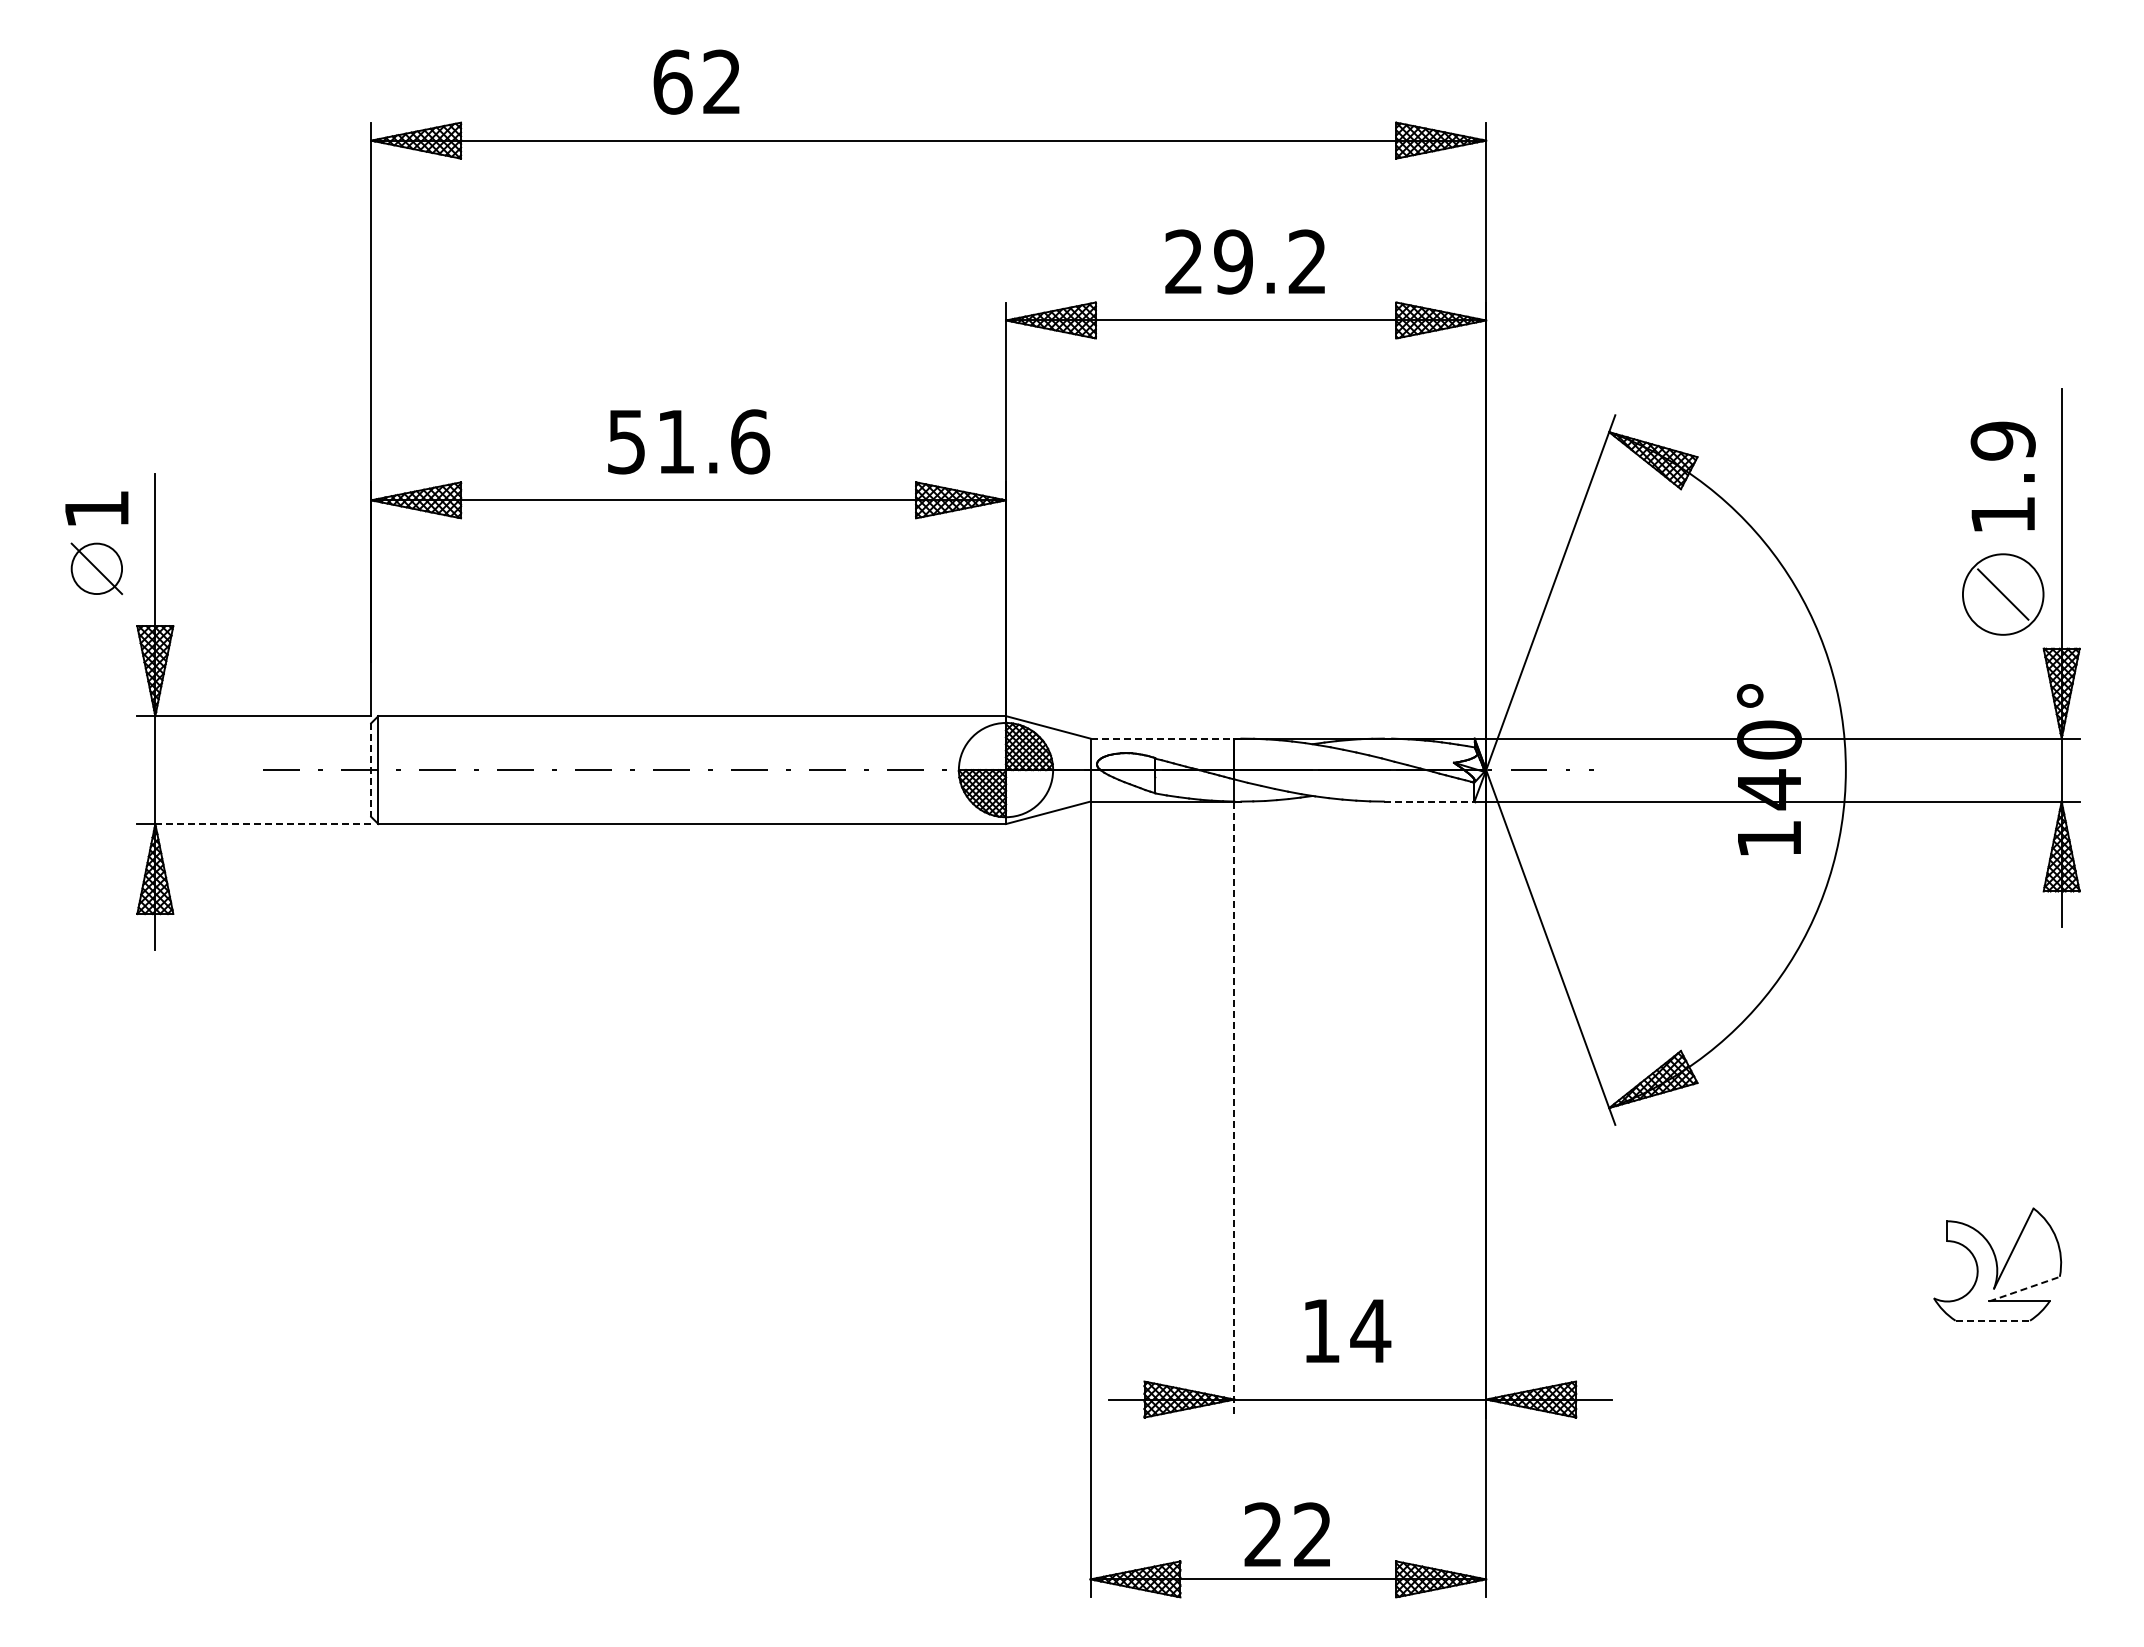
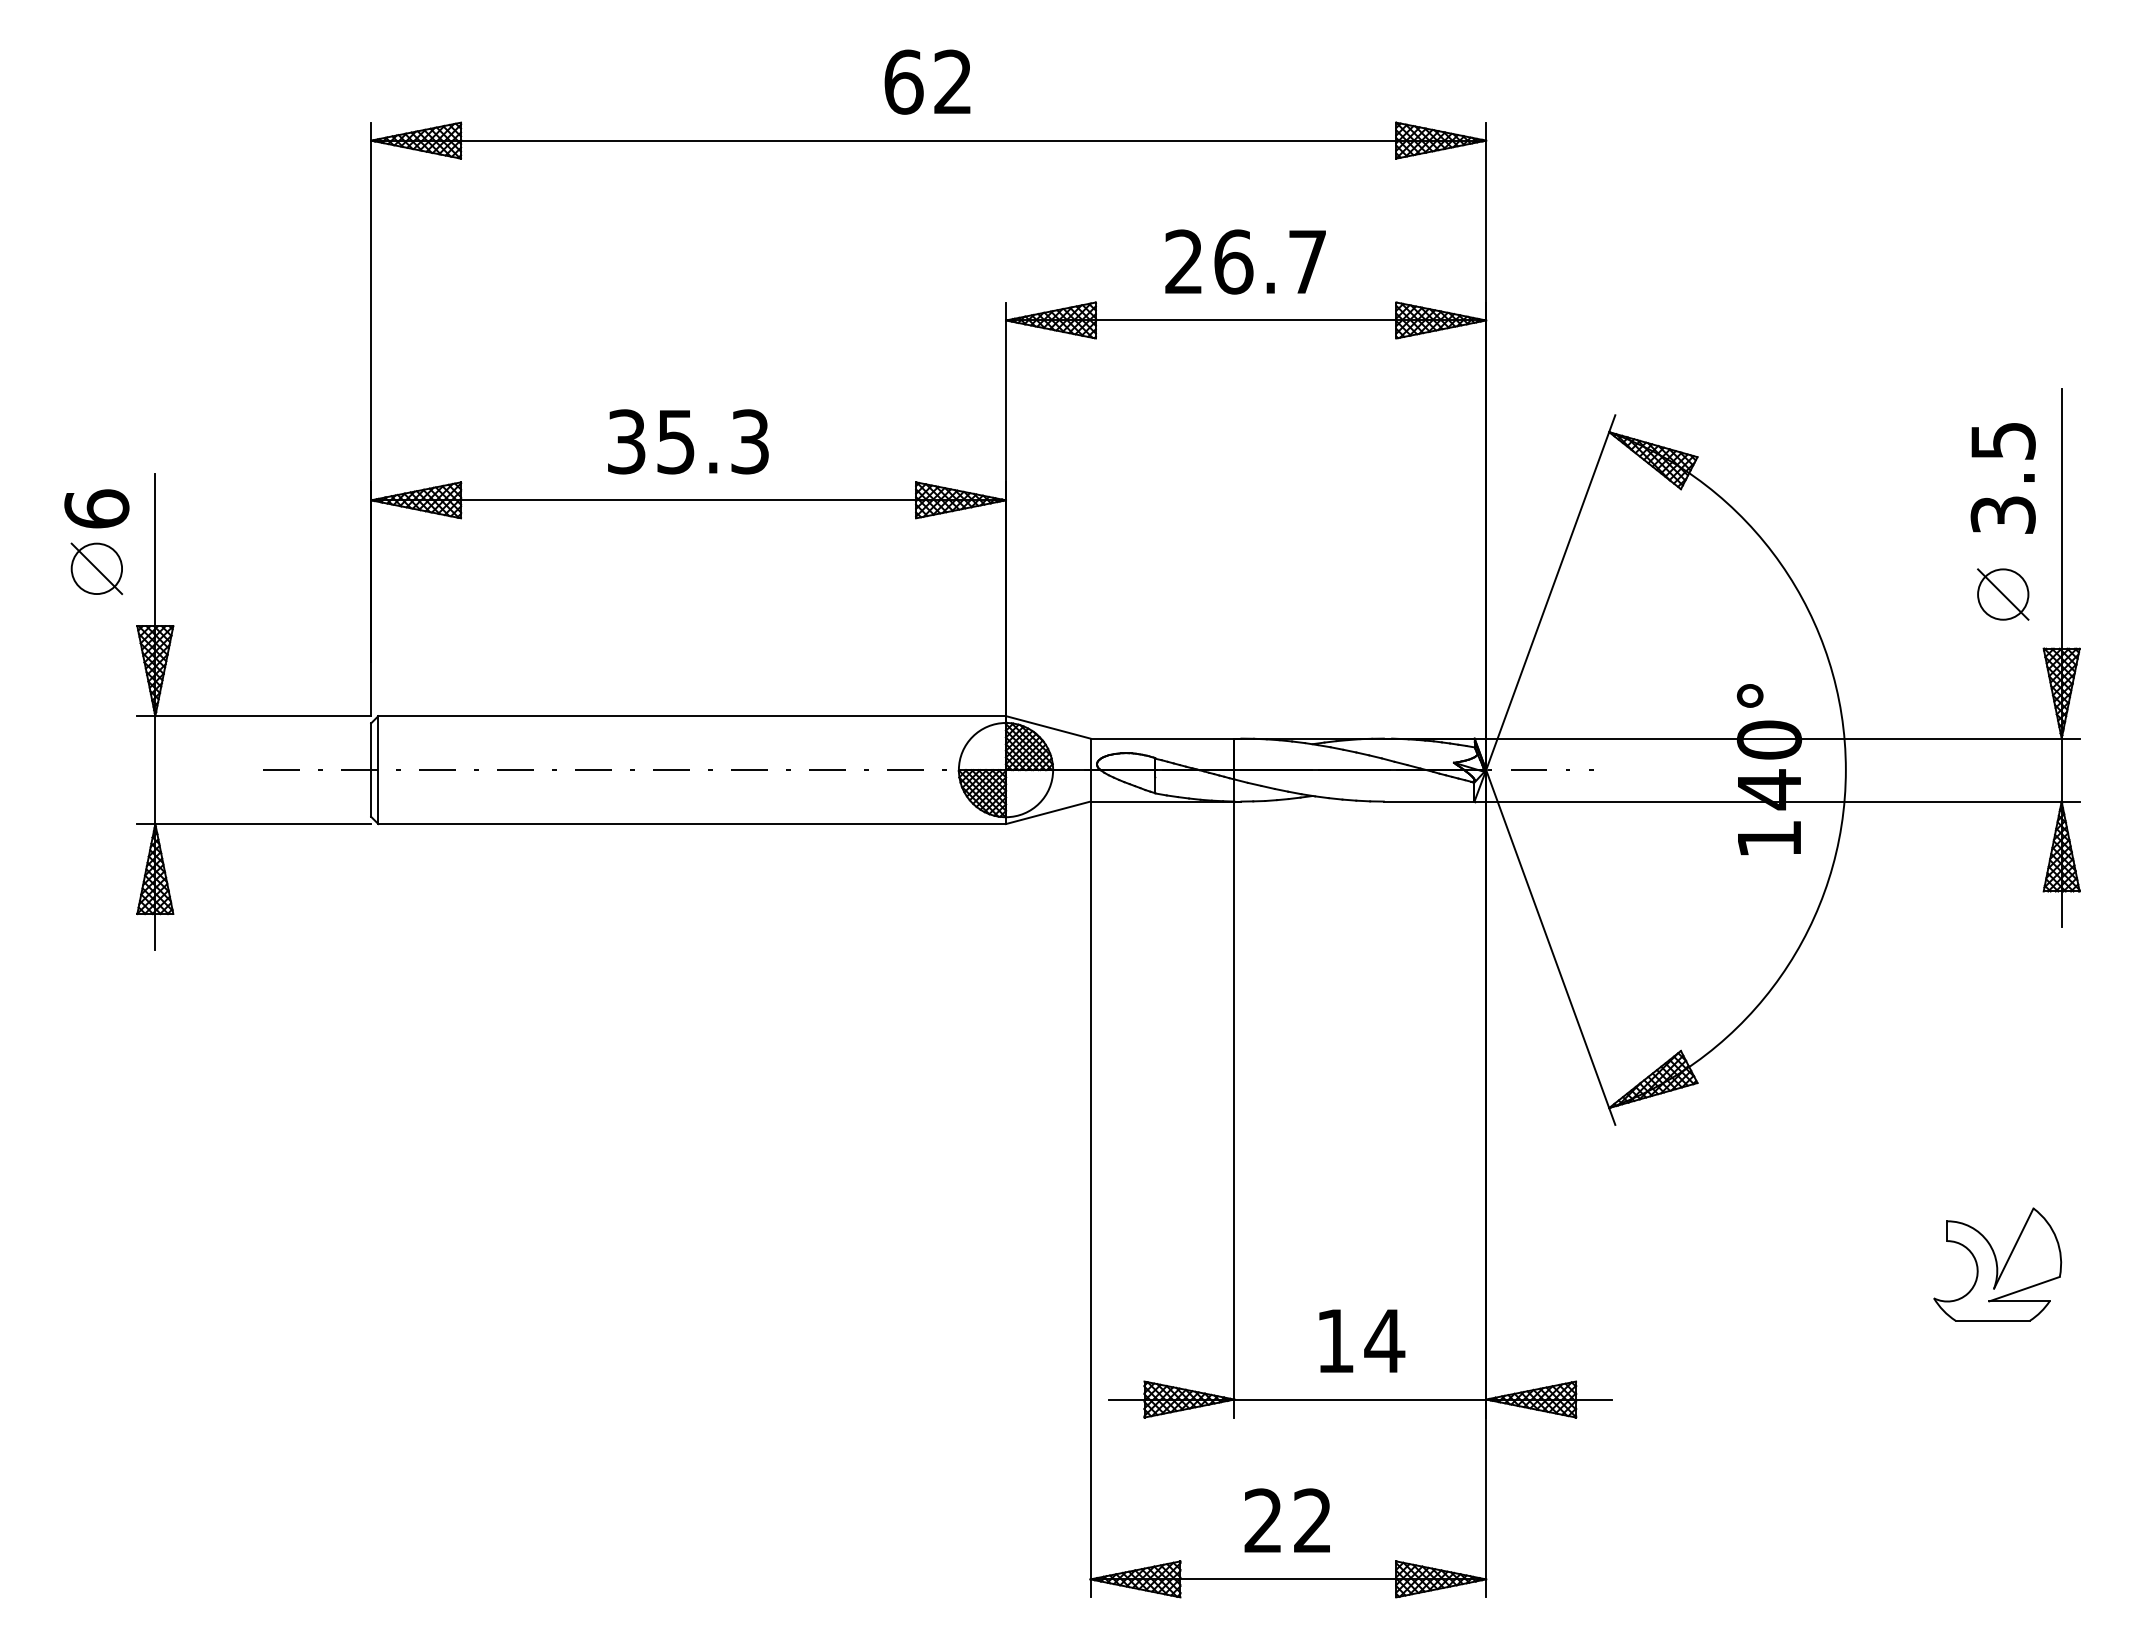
text position: (696, 81) -> (927, 81) (927, 81)
text: 29.2 -> 26.7 (1269, 261)
text: 51.6 -> 35.3 (689, 441)
text: 1.9 -> 3.5 (2002, 477)
text: 1 -> 6 (96, 508)
circle diameter: 81 px -> 50 px (2003, 594)
line: dashed -> solid (1162, 738)
line: dashed -> solid (371, 770)
line: dashed -> solid (1429, 801)
line: dashed -> solid (263, 824)
line: dashed -> solid (1234, 1109)
line: dashed -> solid (2025, 1288)
line: dashed -> solid (1993, 1320)
text position: (1348, 1330) -> (1362, 1340) (1362, 1340)
text position: (1286, 1534) -> (1286, 1520) (1286, 1520)
